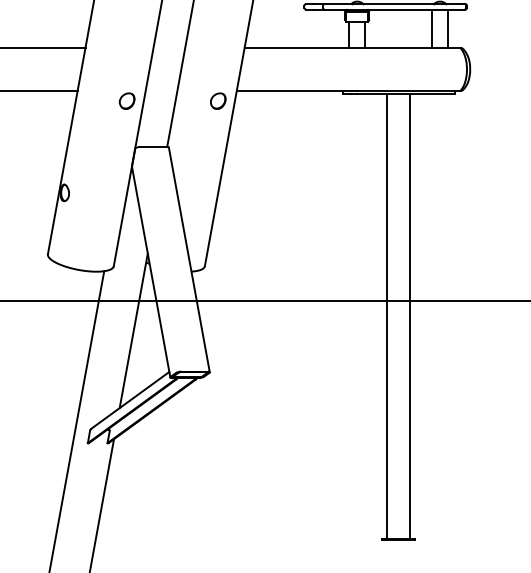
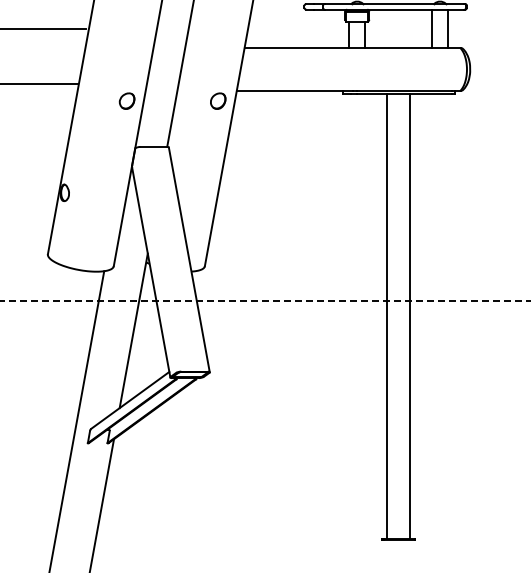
line position: (43, 47) -> (43, 28) (43, 28)
line position: (39, 91) -> (39, 84) (39, 84)
line: solid -> dashed (265, 300)
